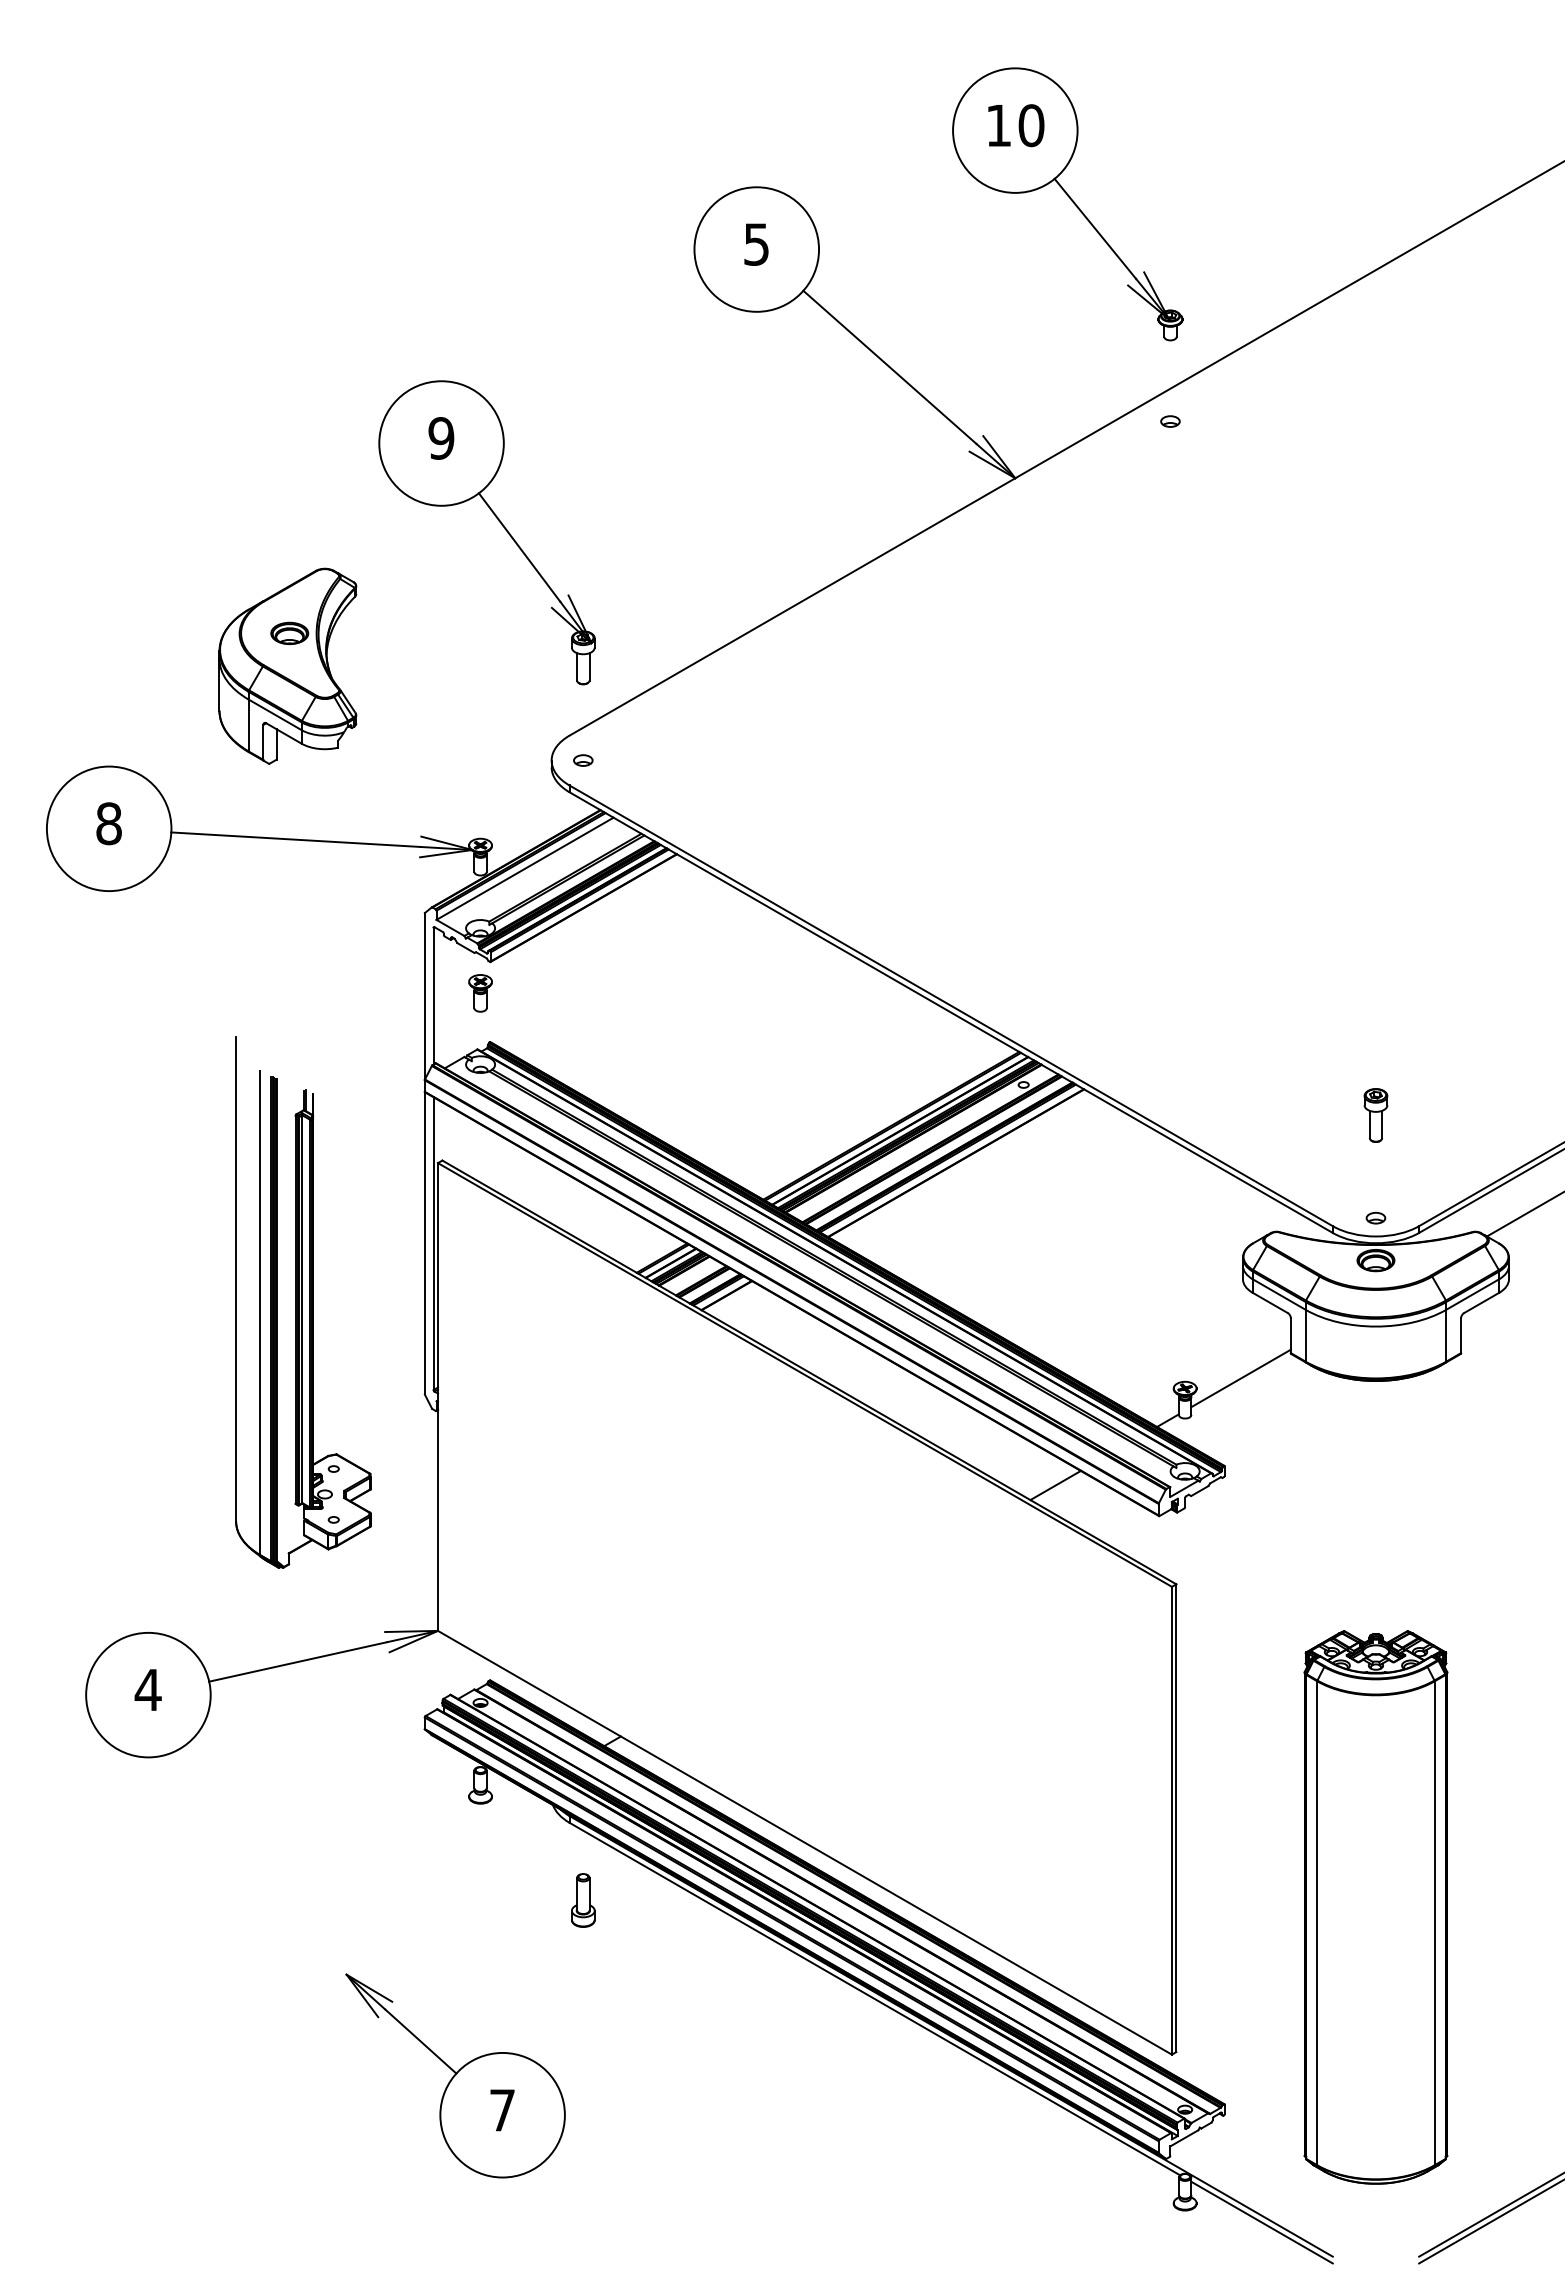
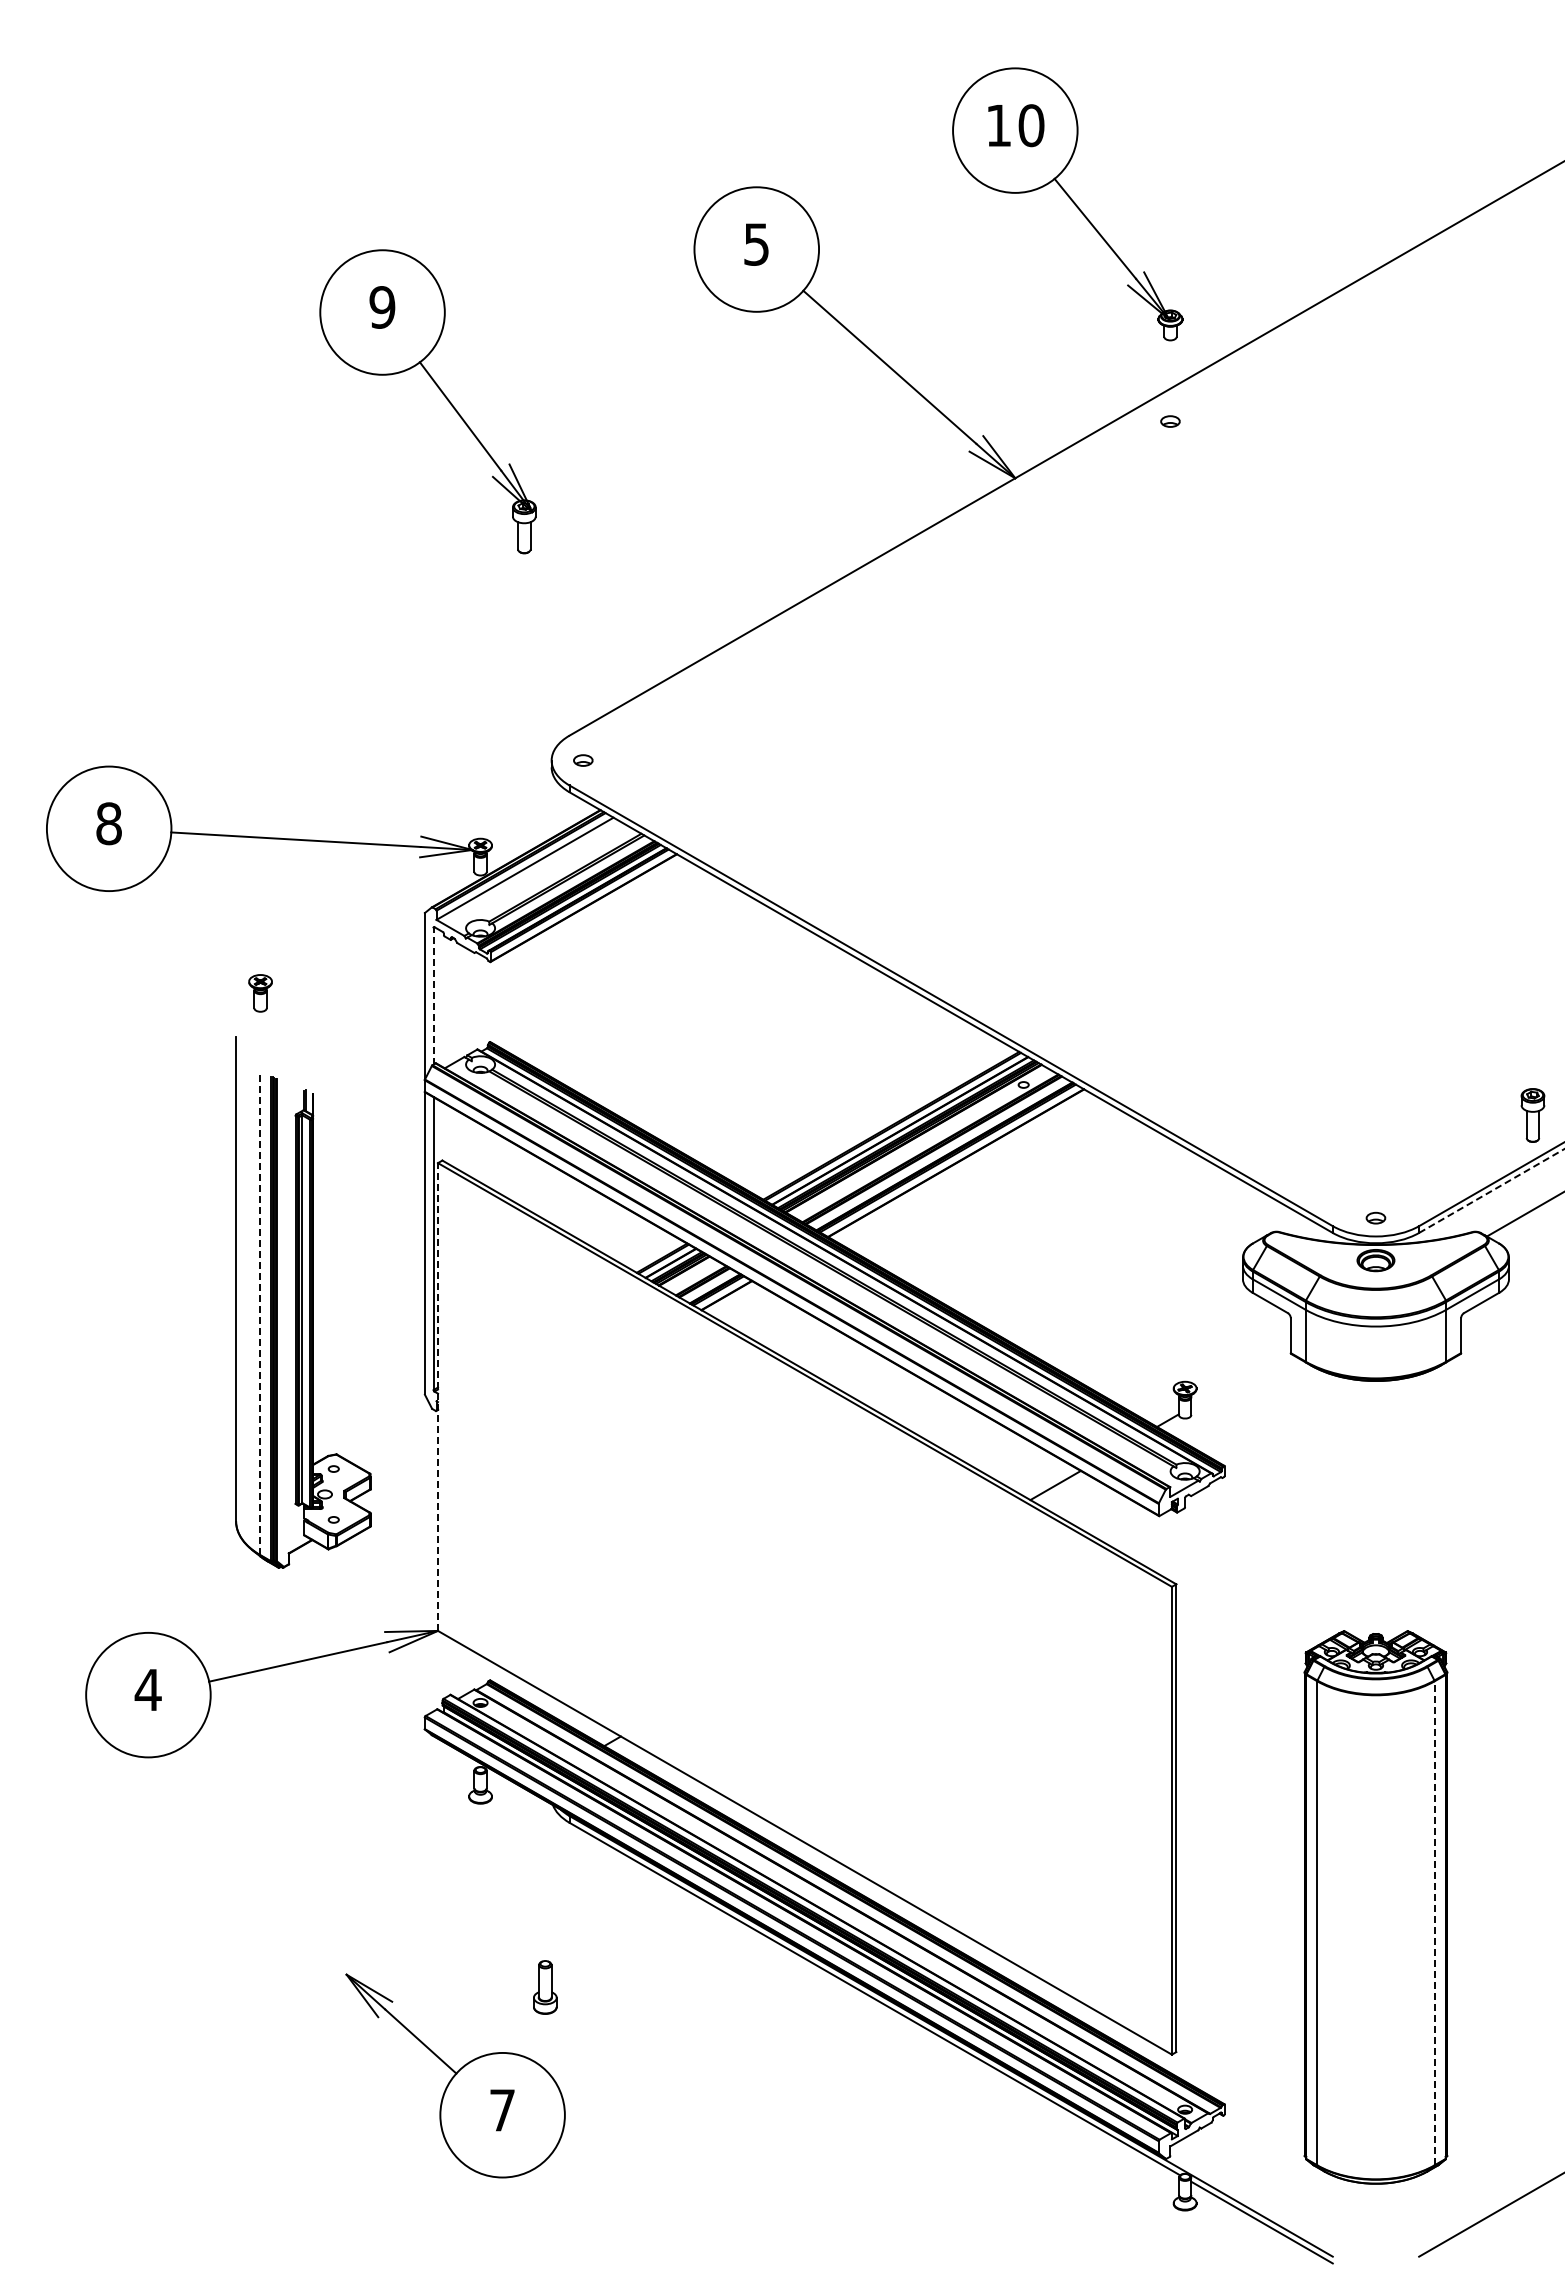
part position: (498, 521) -> (439, 390) (439, 390)
part: present -> none (287, 665)
part position: (480, 993) -> (260, 993) (260, 993)
line: solid -> dashed (433, 995)
part position: (1375, 1115) -> (1532, 1115) (1532, 1115)
line: solid -> dashed (1491, 1190)
line: solid -> dashed (260, 1312)
line: present -> none (1240, 1378)
line: solid -> dashed (438, 1397)
part position: (583, 1900) -> (545, 1987) (545, 1987)
line: solid -> dashed (1434, 1922)
line: present -> none (1490, 2222)
